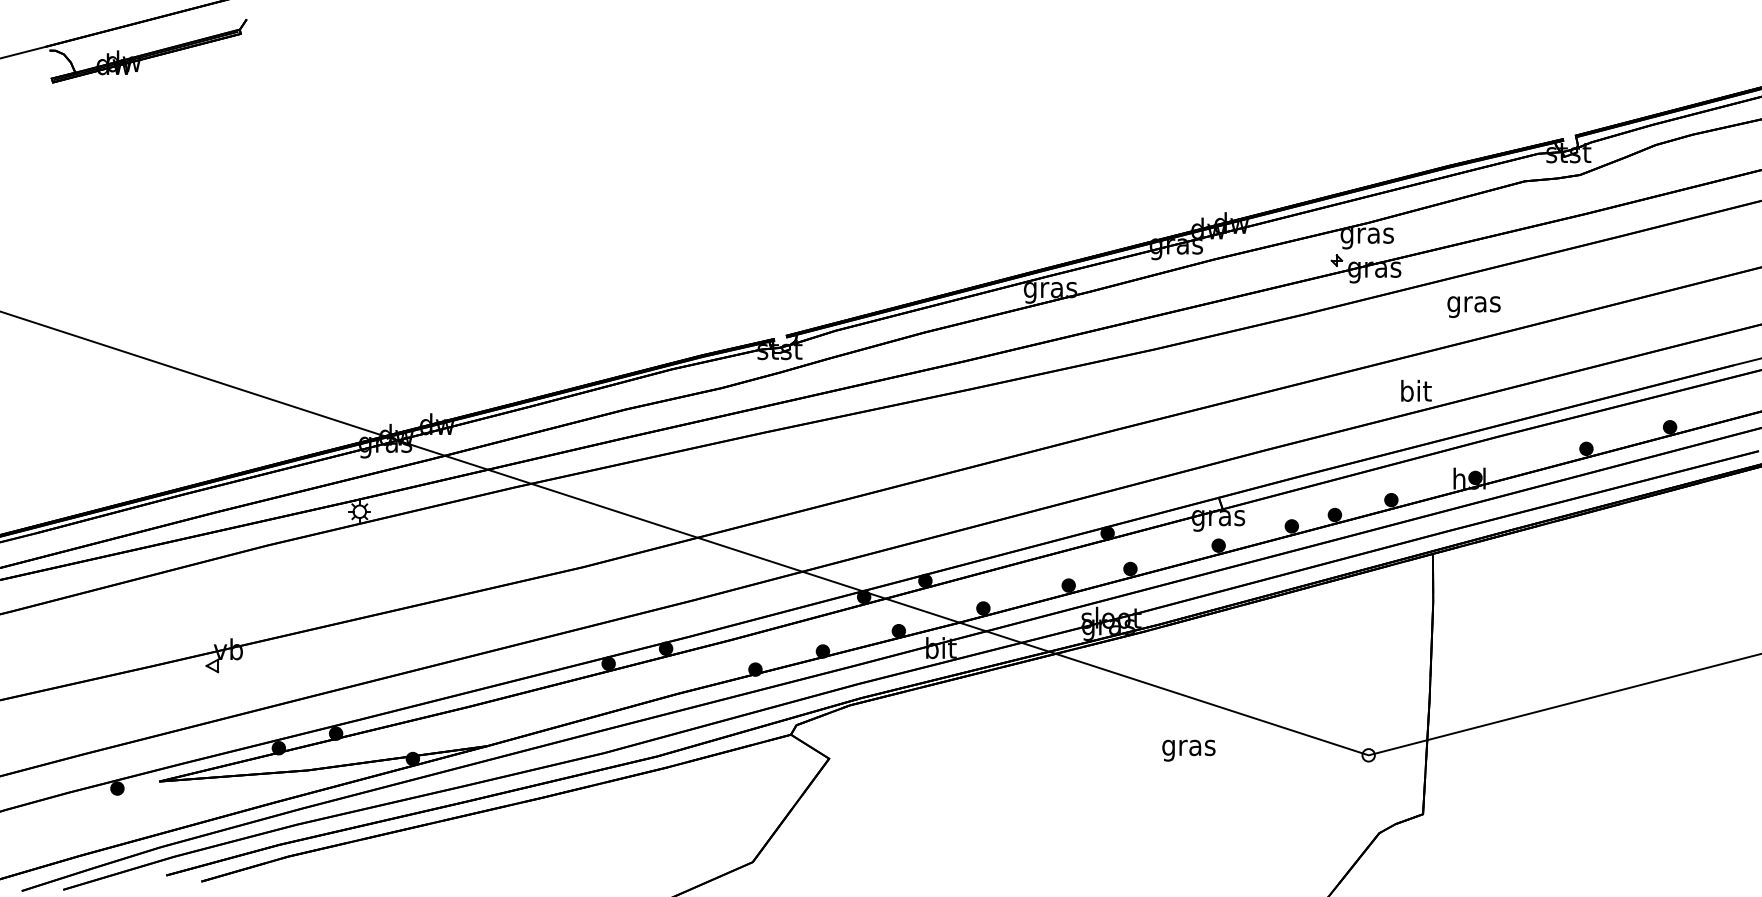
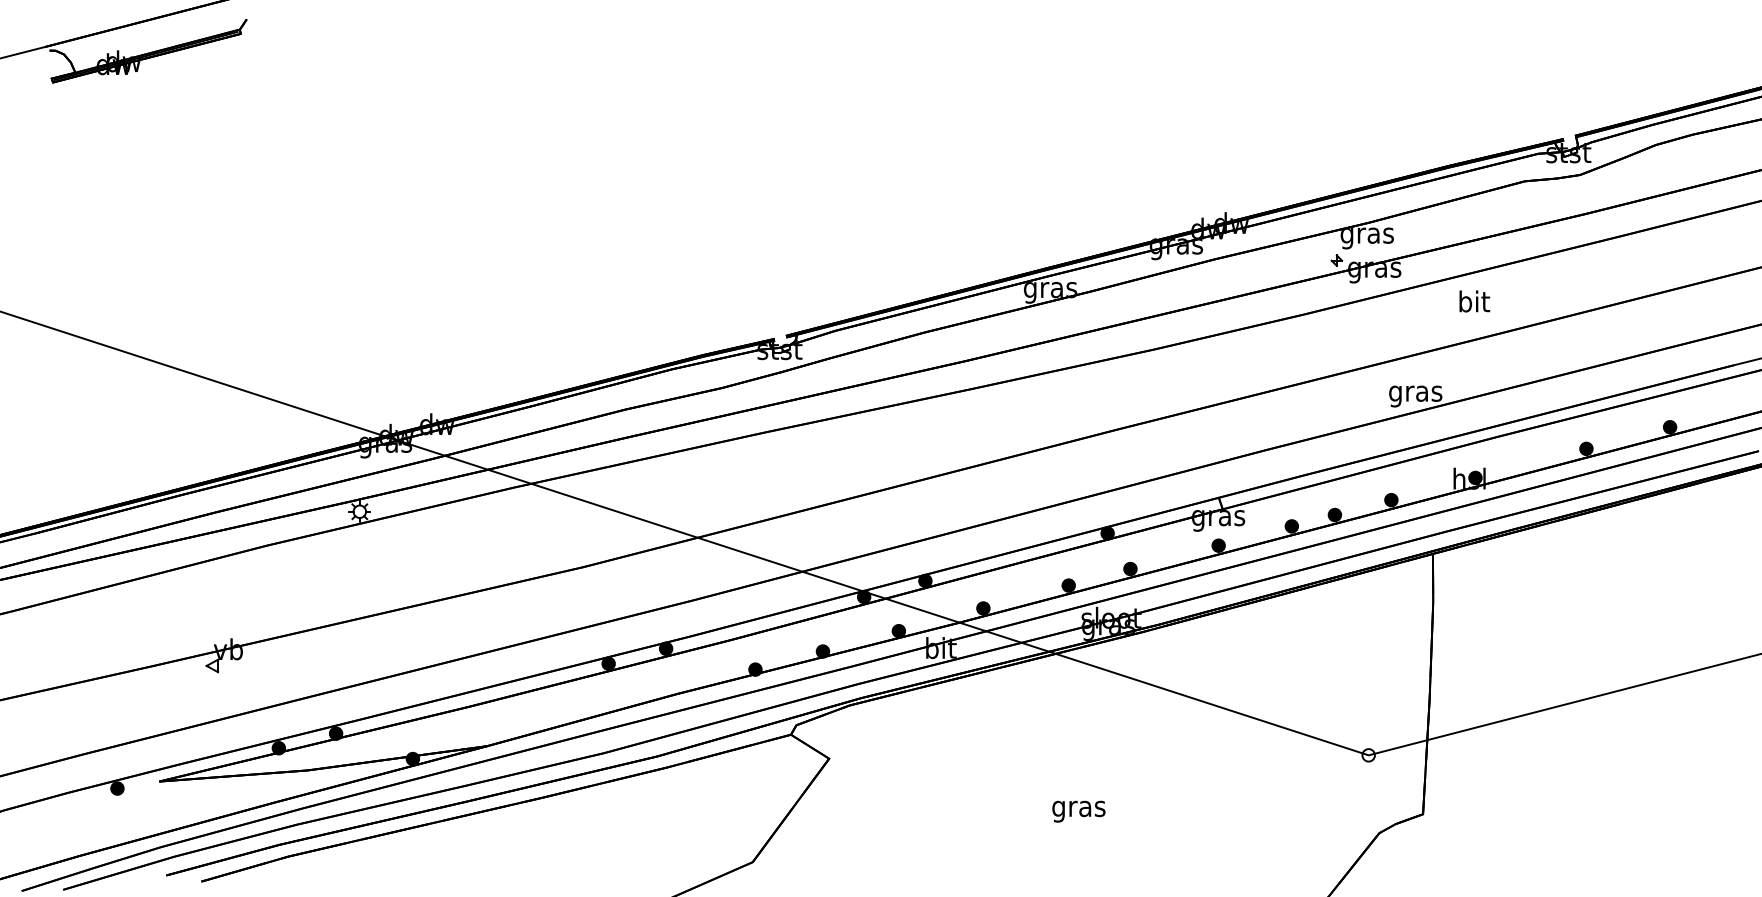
text: gras -> bit (1473, 304)
text: bit -> gras (1415, 393)
text position: (1188, 750) -> (1078, 811) (1078, 811)
